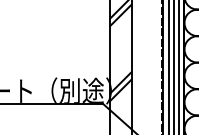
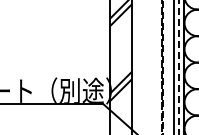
line: present -> none (168, 66)
line: solid -> dashed (163, 67)
line: solid -> dashed (179, 67)
